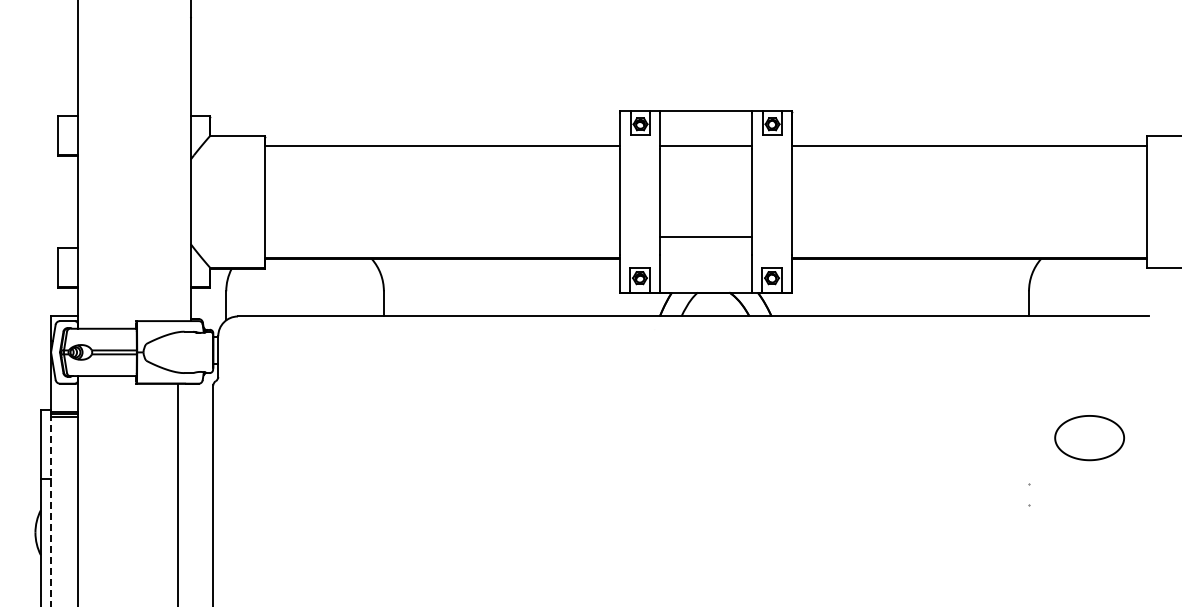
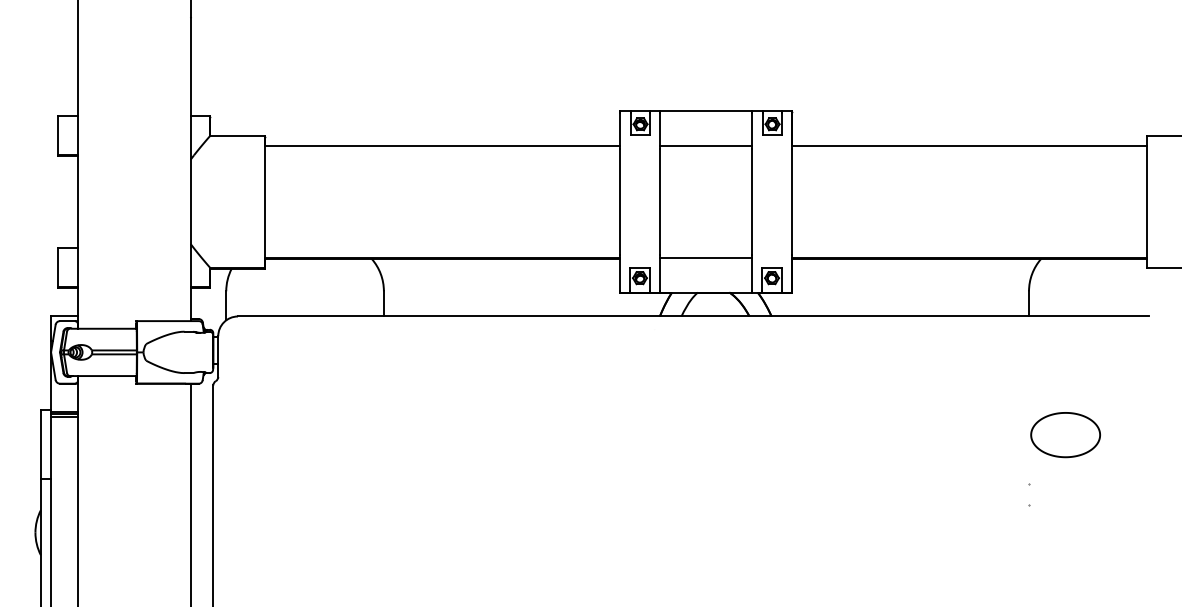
line position: (705, 237) -> (705, 258) (705, 258)
part position: (1089, 438) -> (1065, 435) (1065, 435)
line position: (177, 493) -> (190, 493) (190, 493)
line: dashed -> solid (50, 511)
